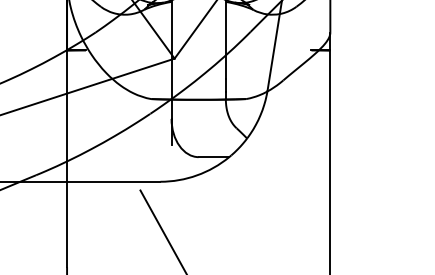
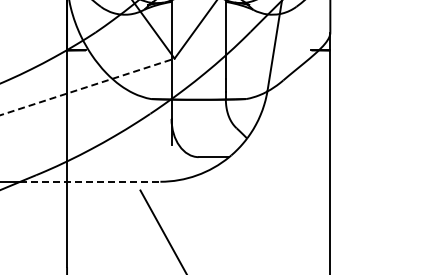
line: solid -> dashed (88, 86)
line: solid -> dashed (90, 181)
